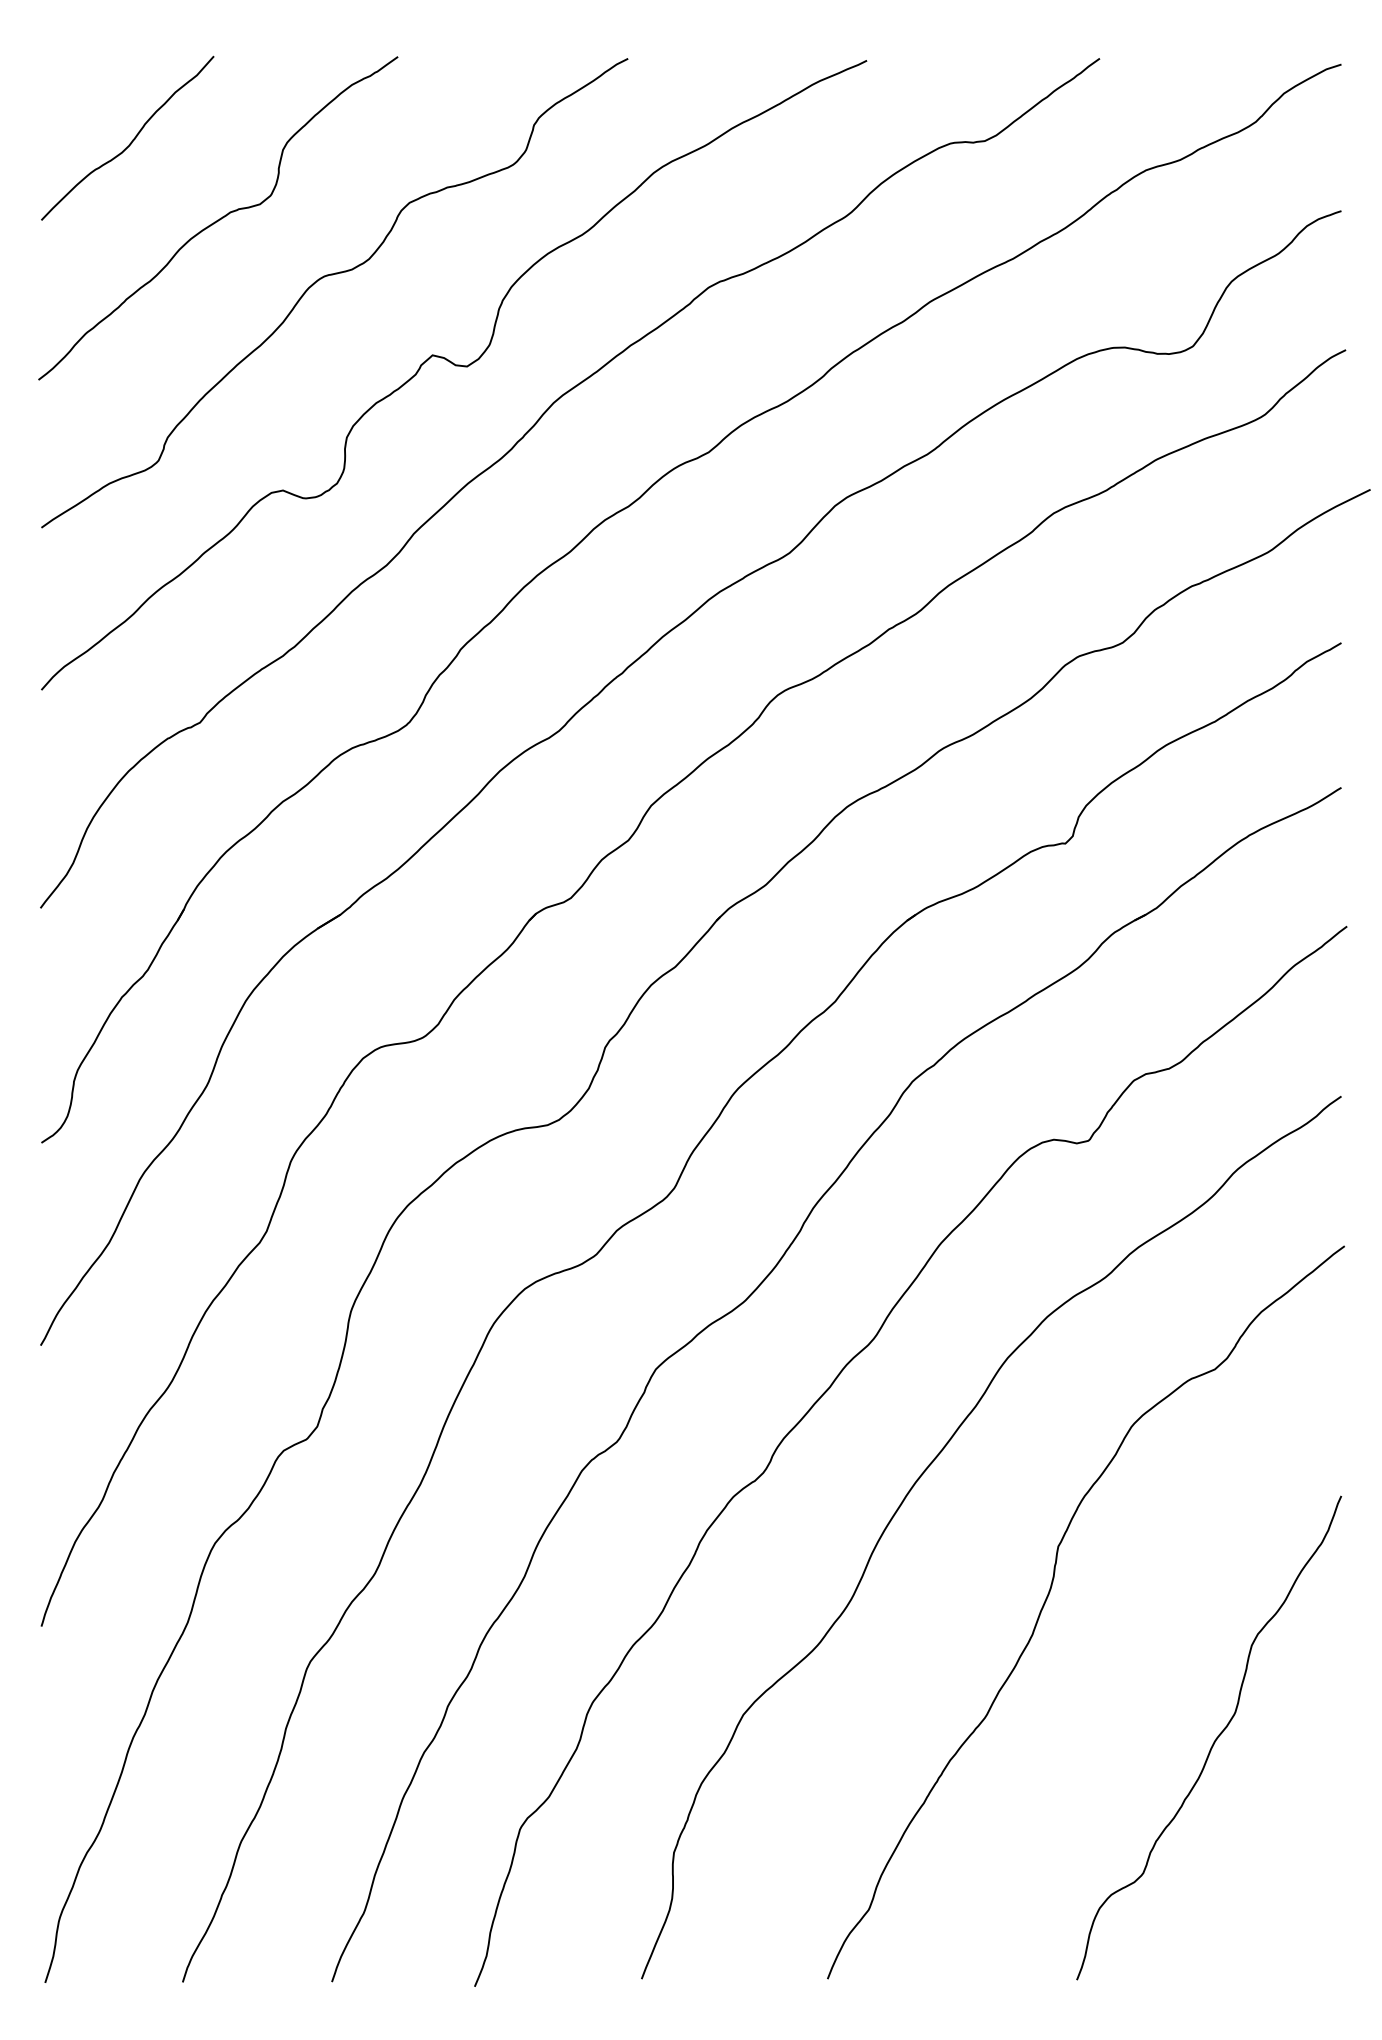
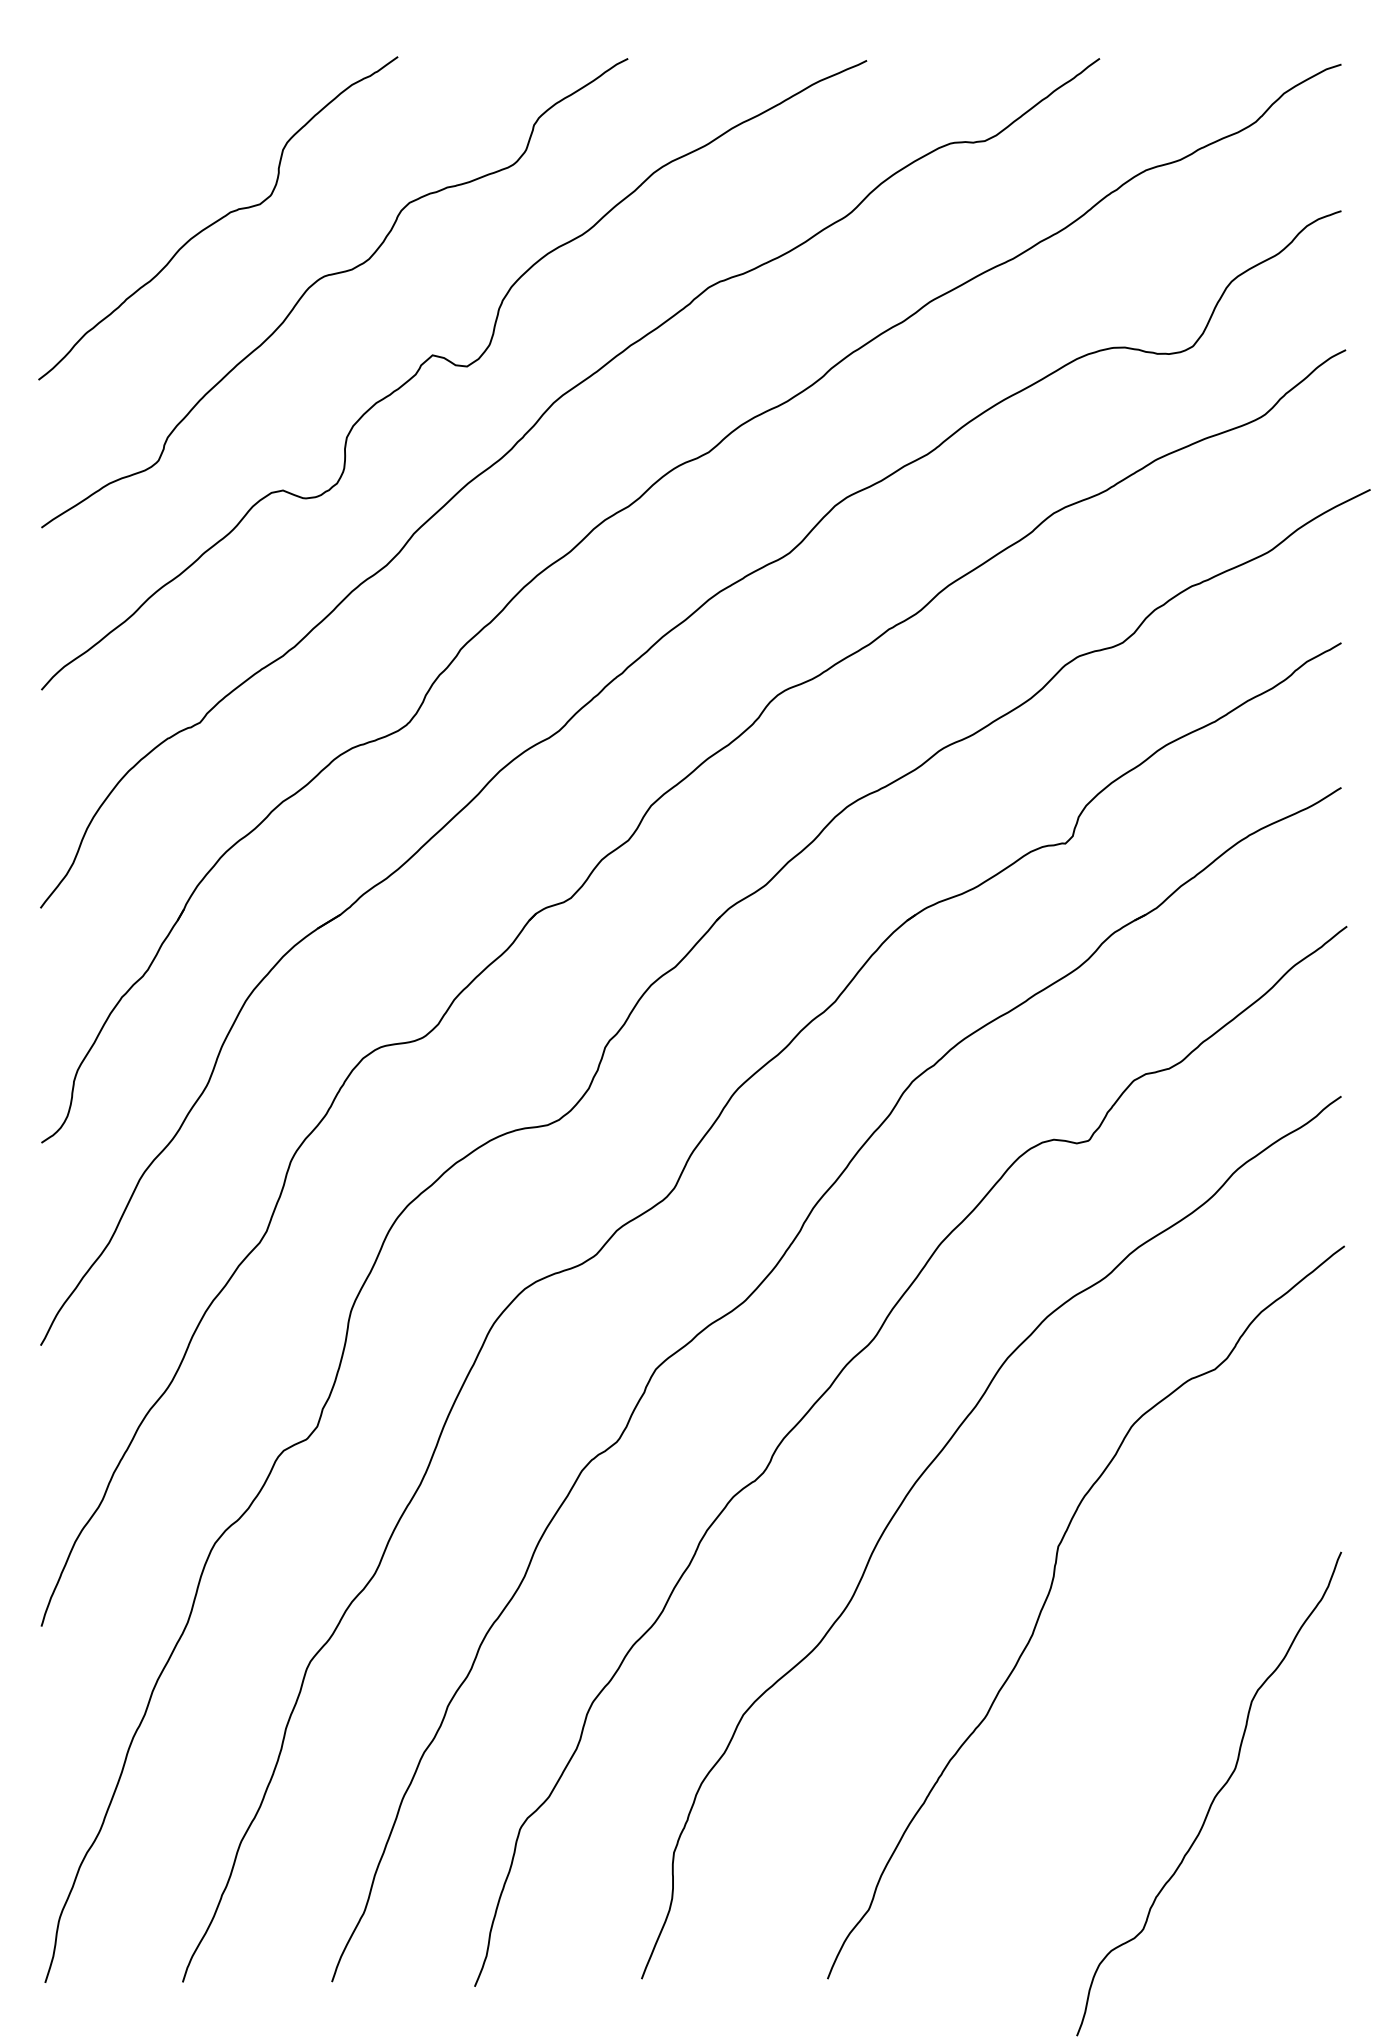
curve: present -> none (132, 139)
curve position: (1213, 1741) -> (1213, 1797) (1213, 1797)
